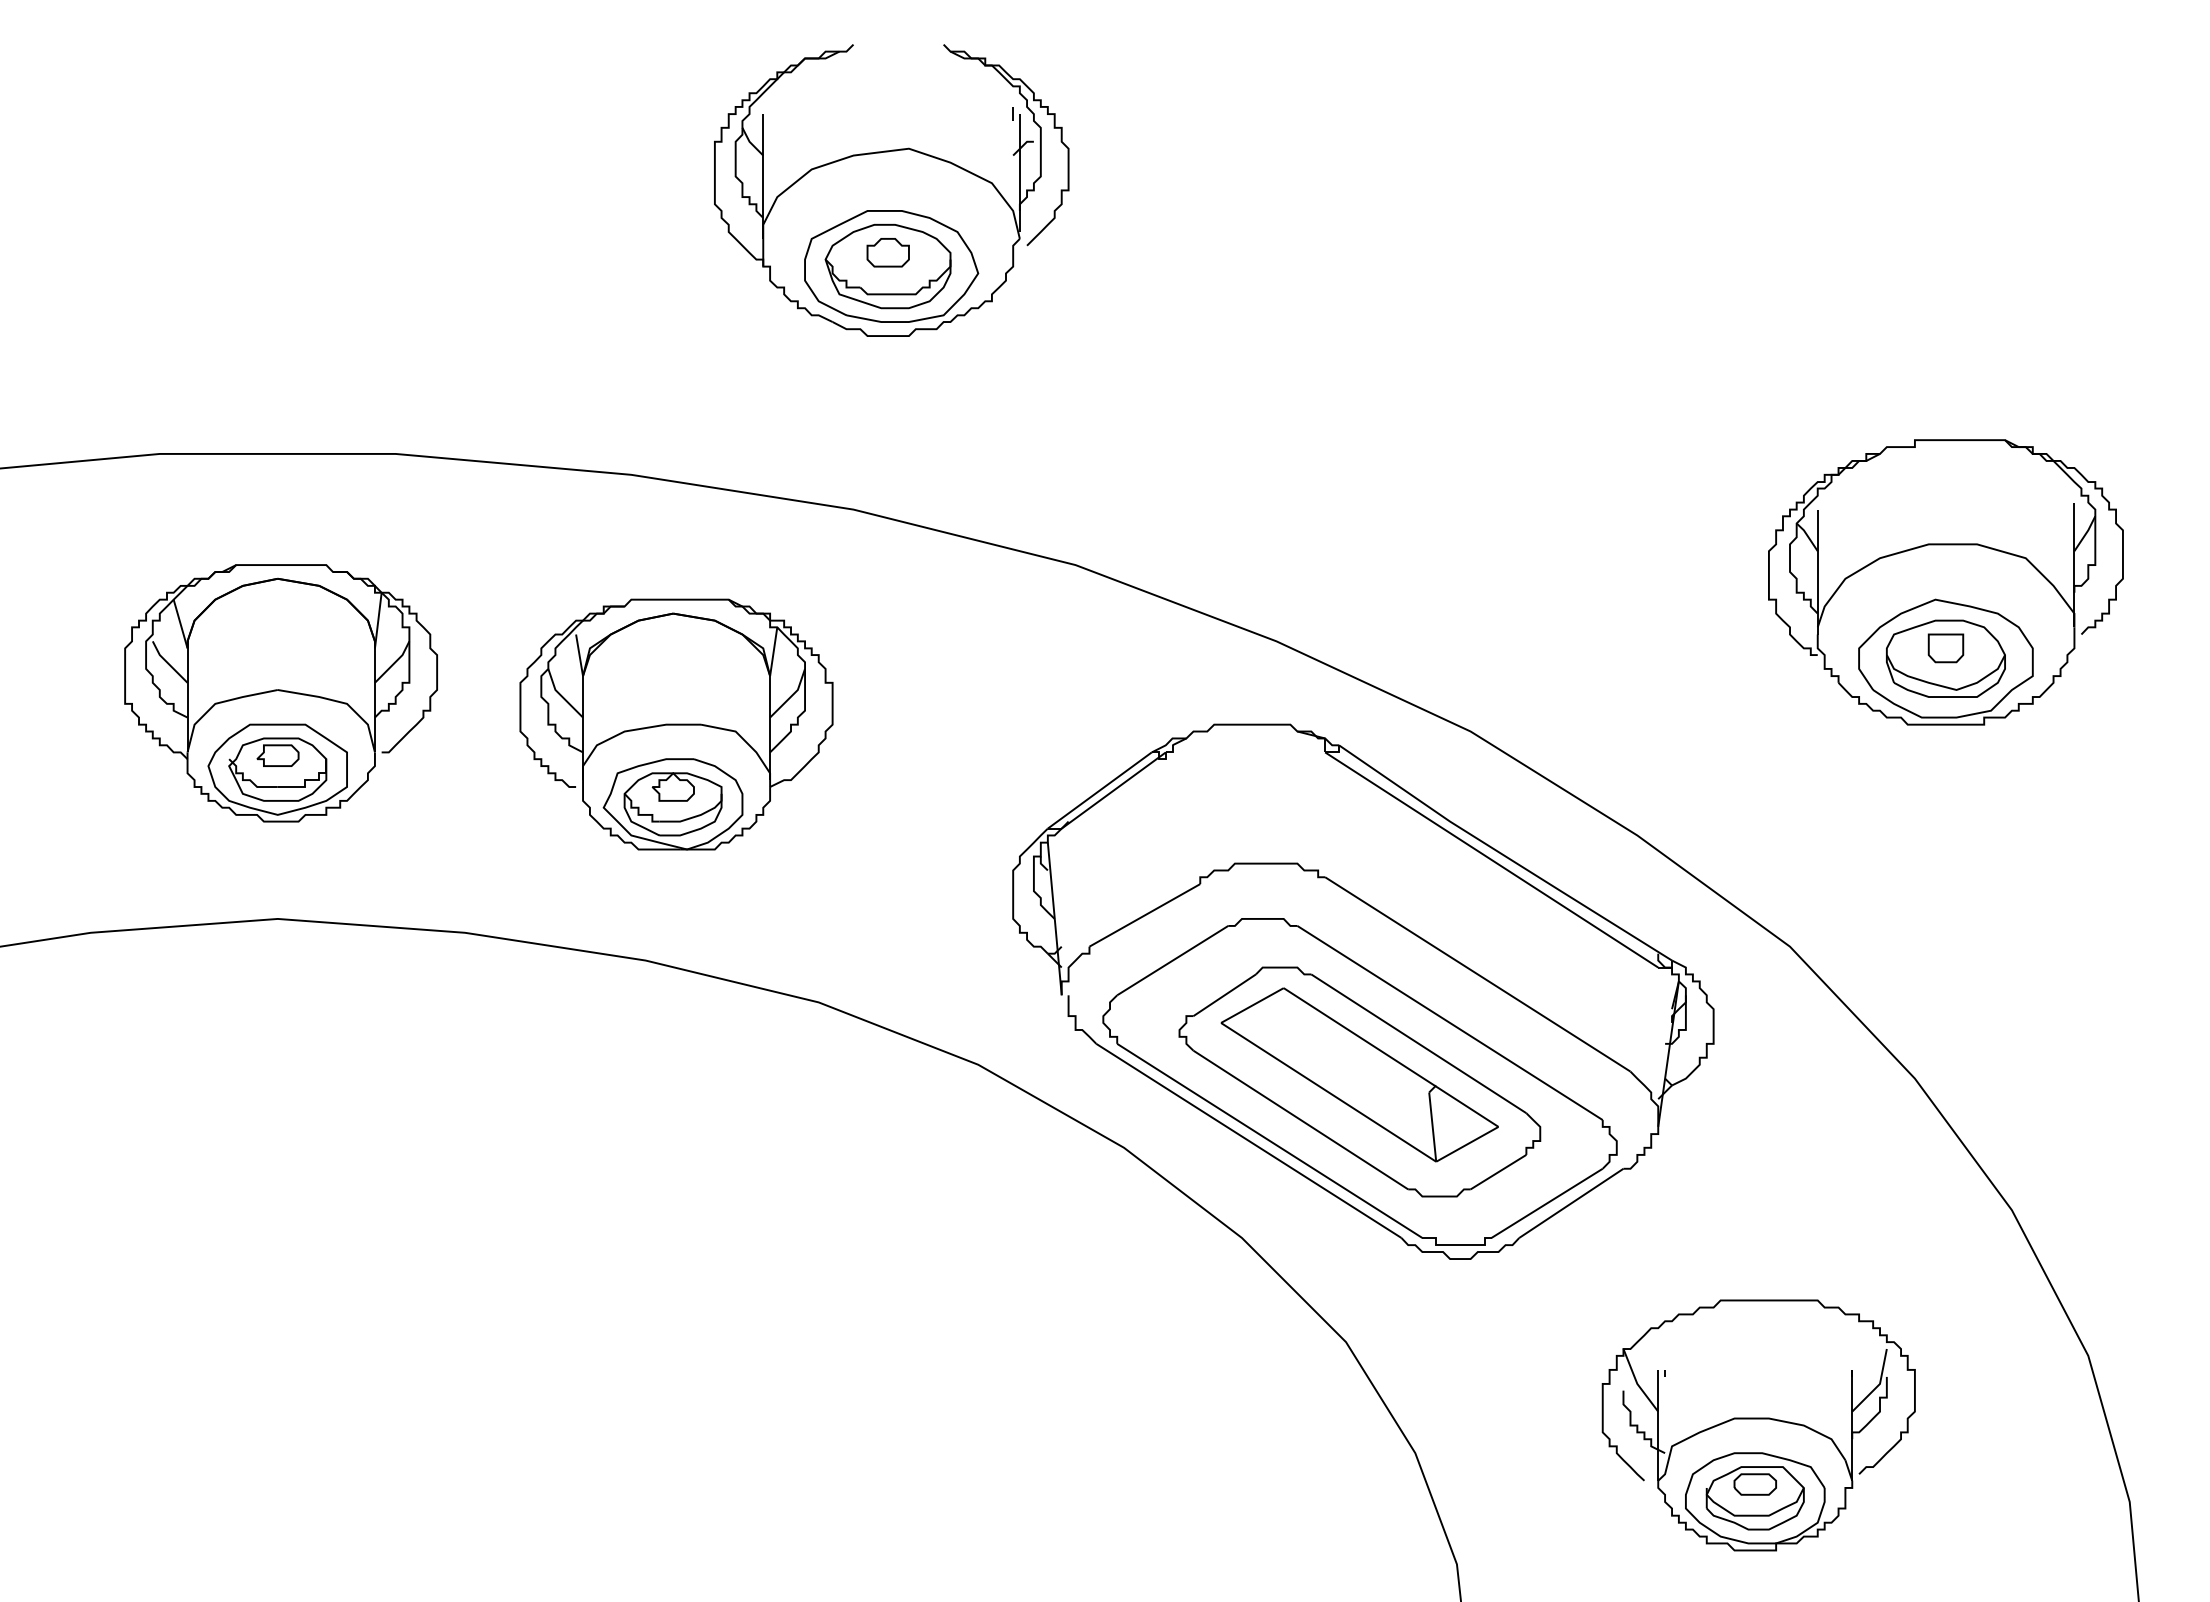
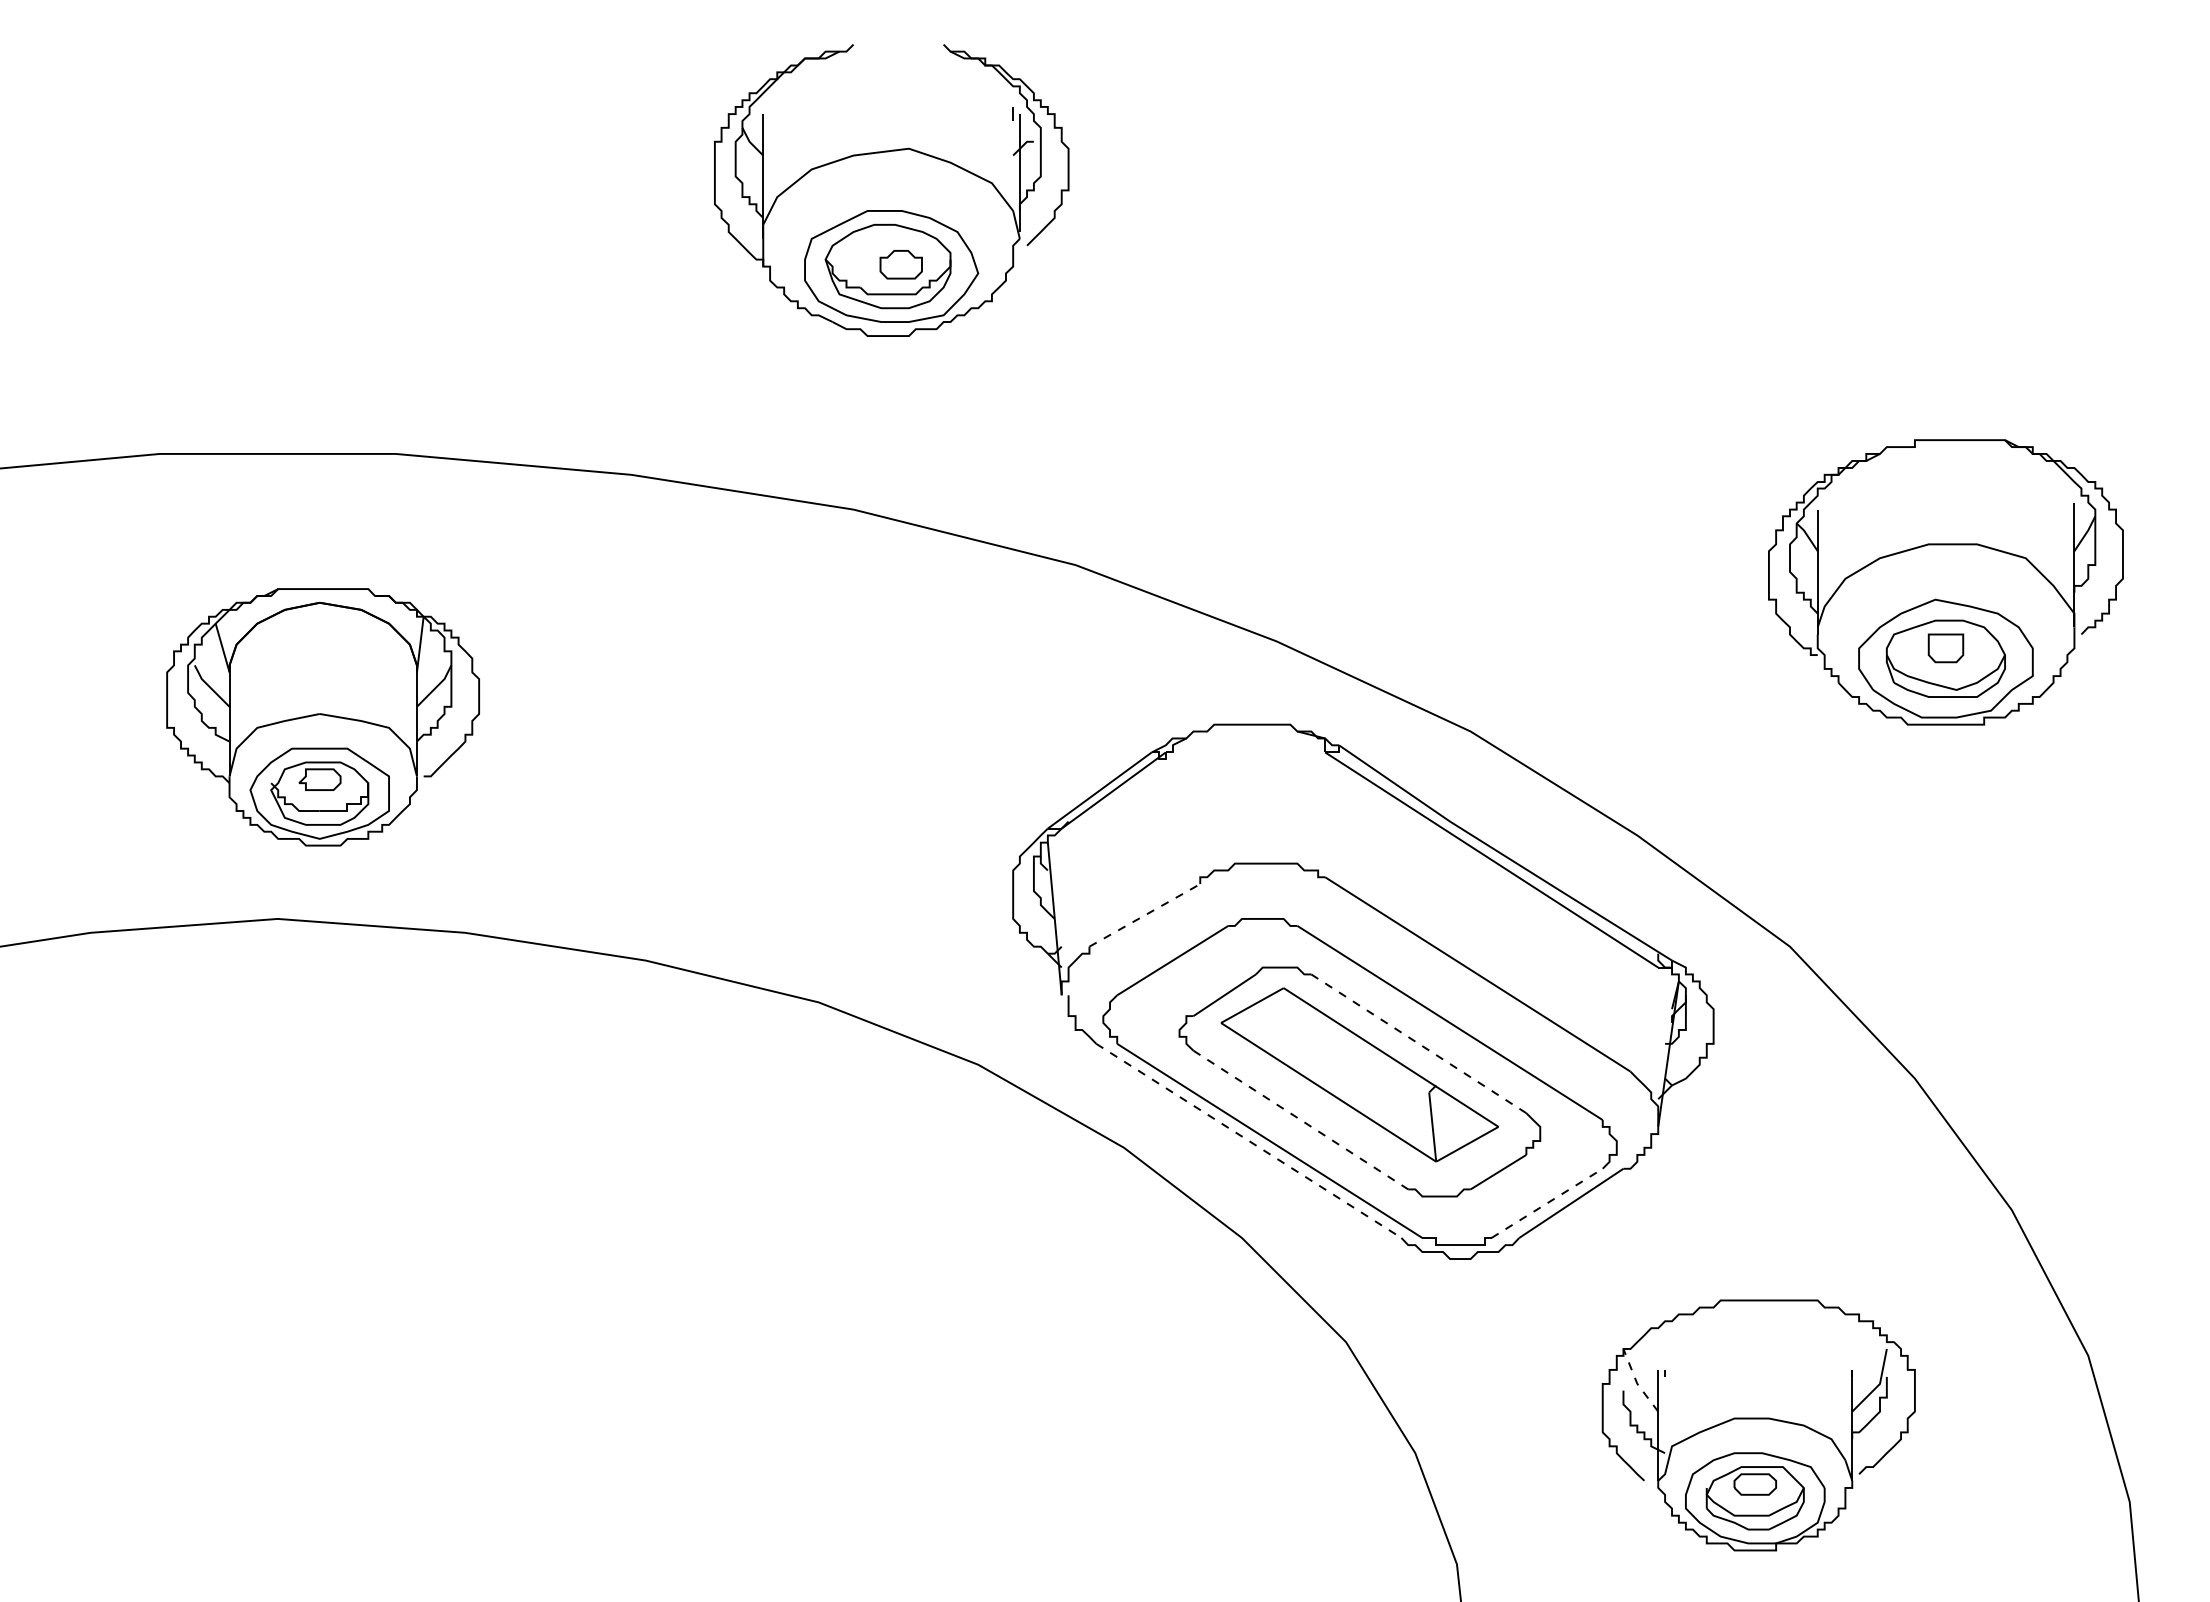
part position: (887, 252) -> (900, 264) (900, 264)
part position: (280, 693) -> (322, 717) (322, 717)
part: present -> none (676, 724)
line: solid -> dashed (1144, 915)
line: solid -> dashed (1418, 1043)
line: solid -> dashed (1300, 1120)
line: solid -> dashed (1248, 1140)
line: solid -> dashed (1547, 1203)
line: solid -> dashed (1636, 1383)
